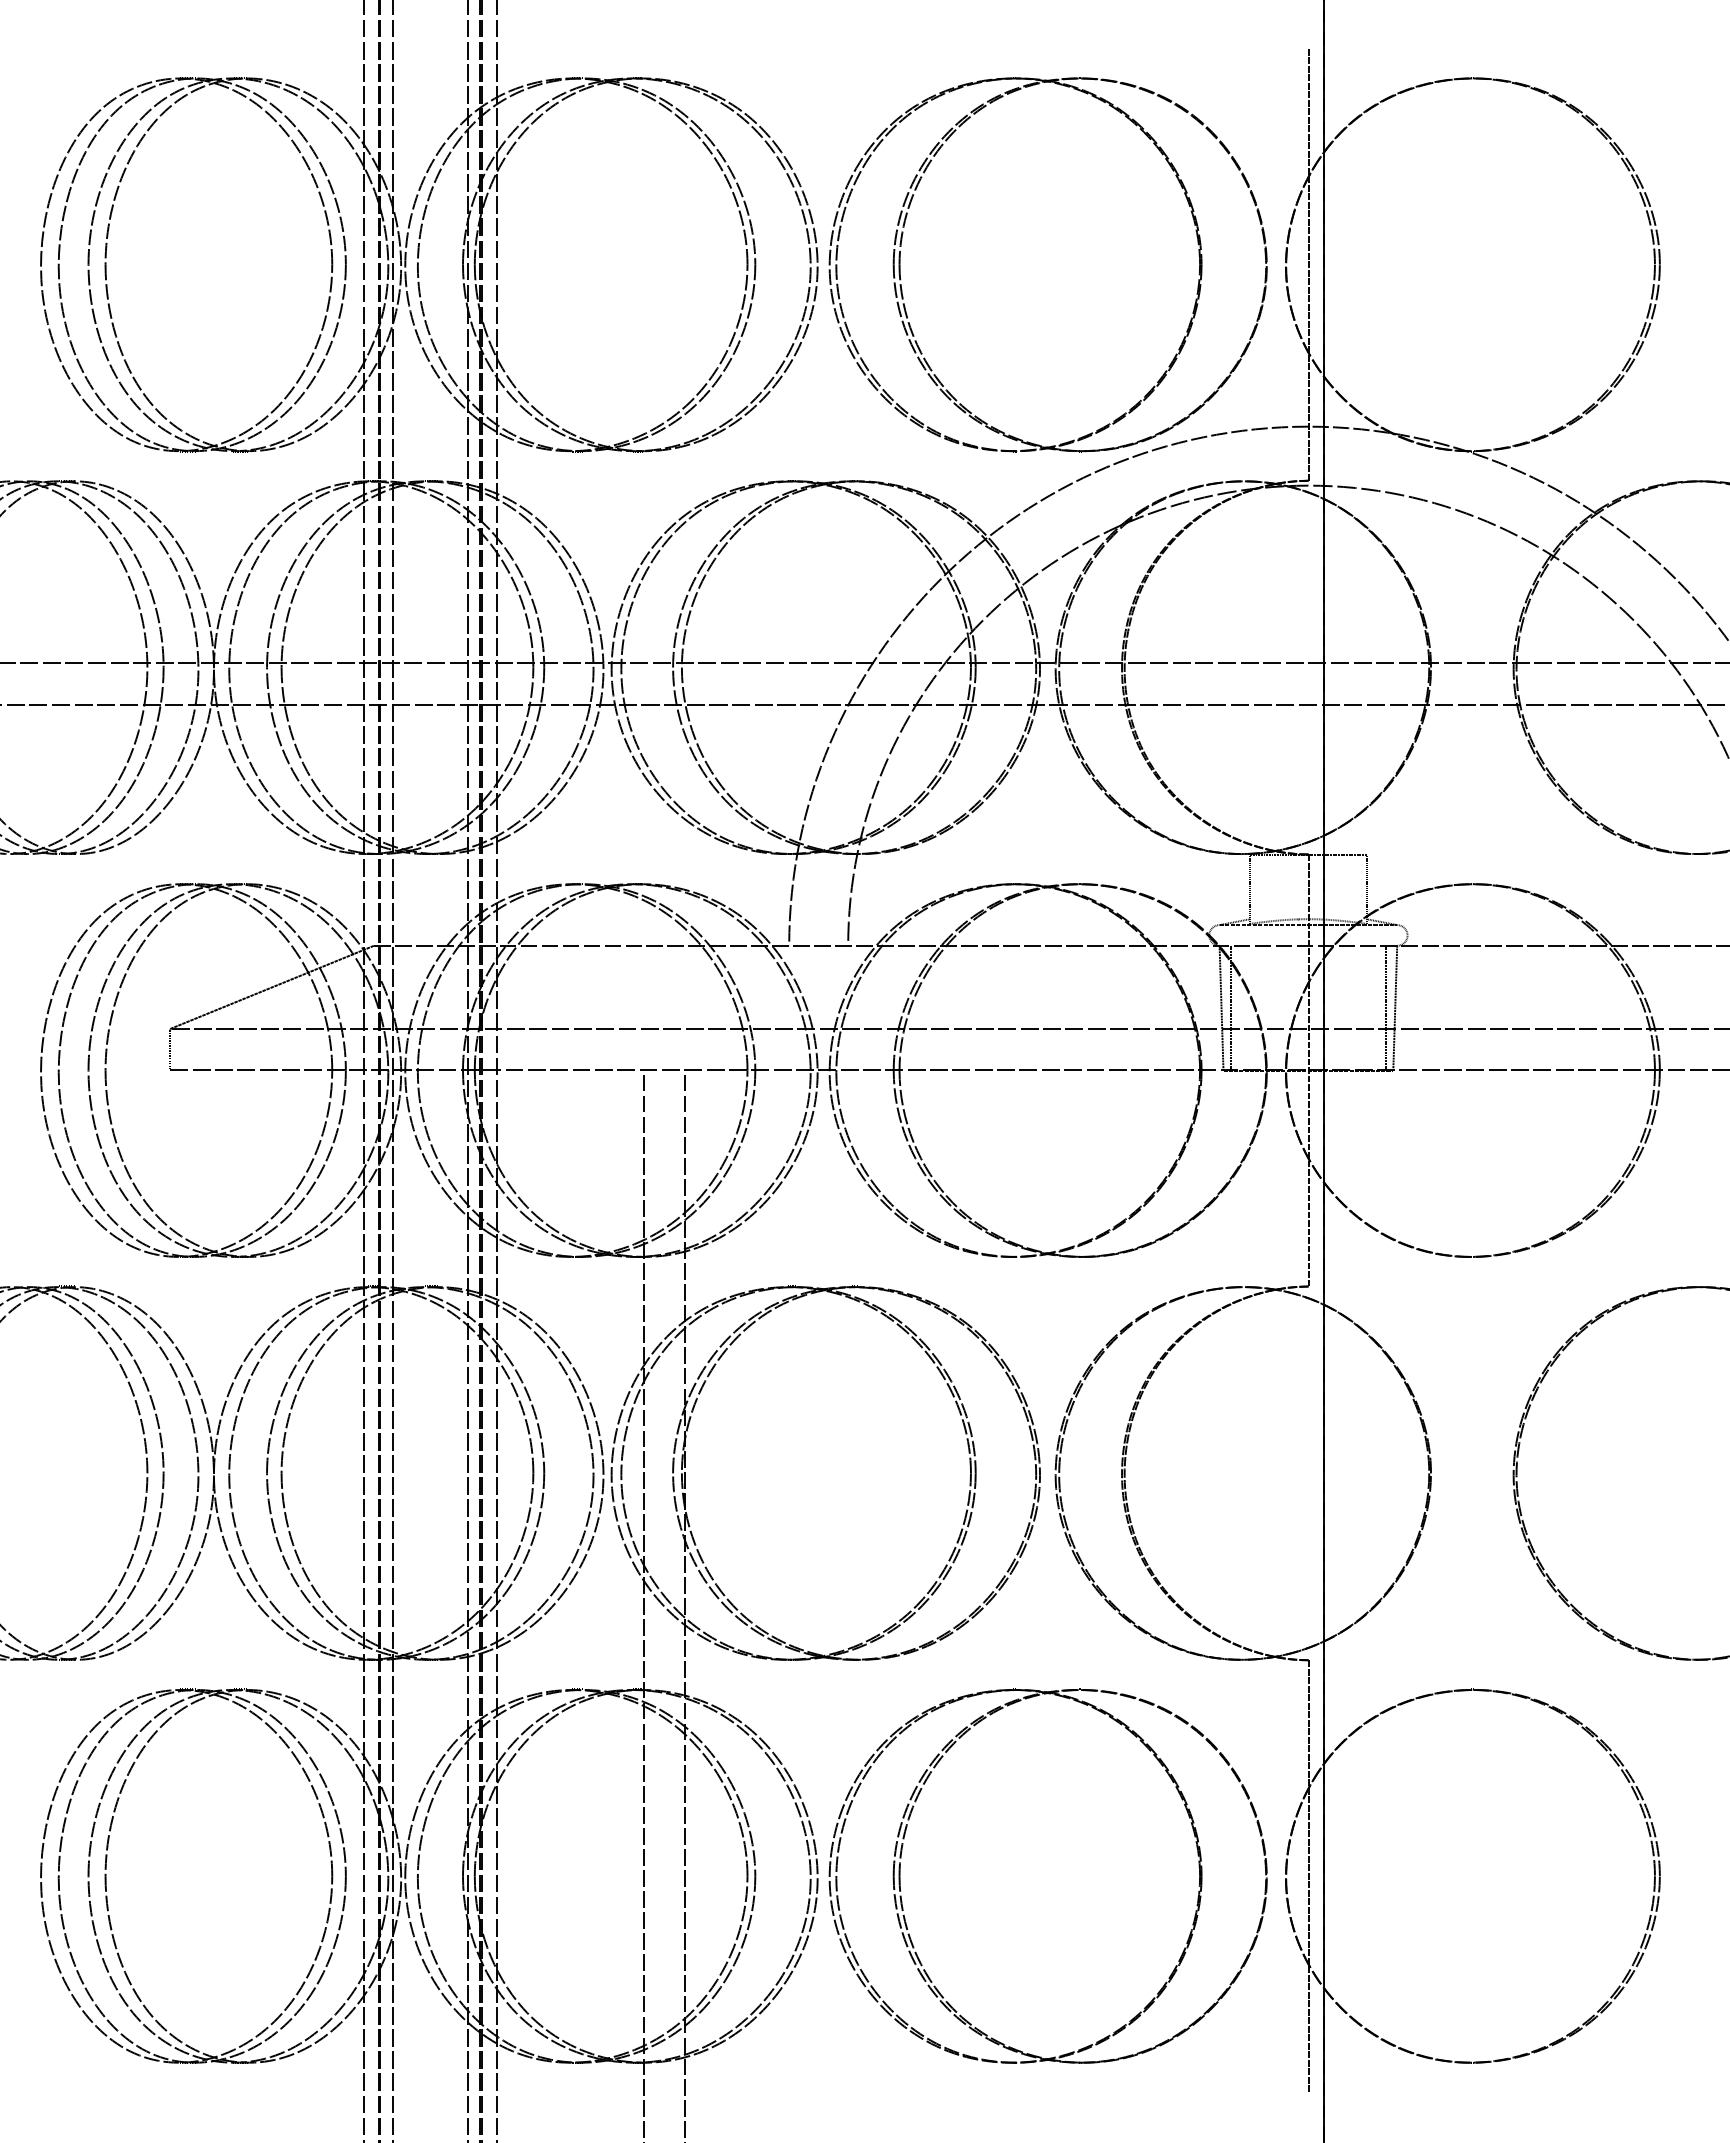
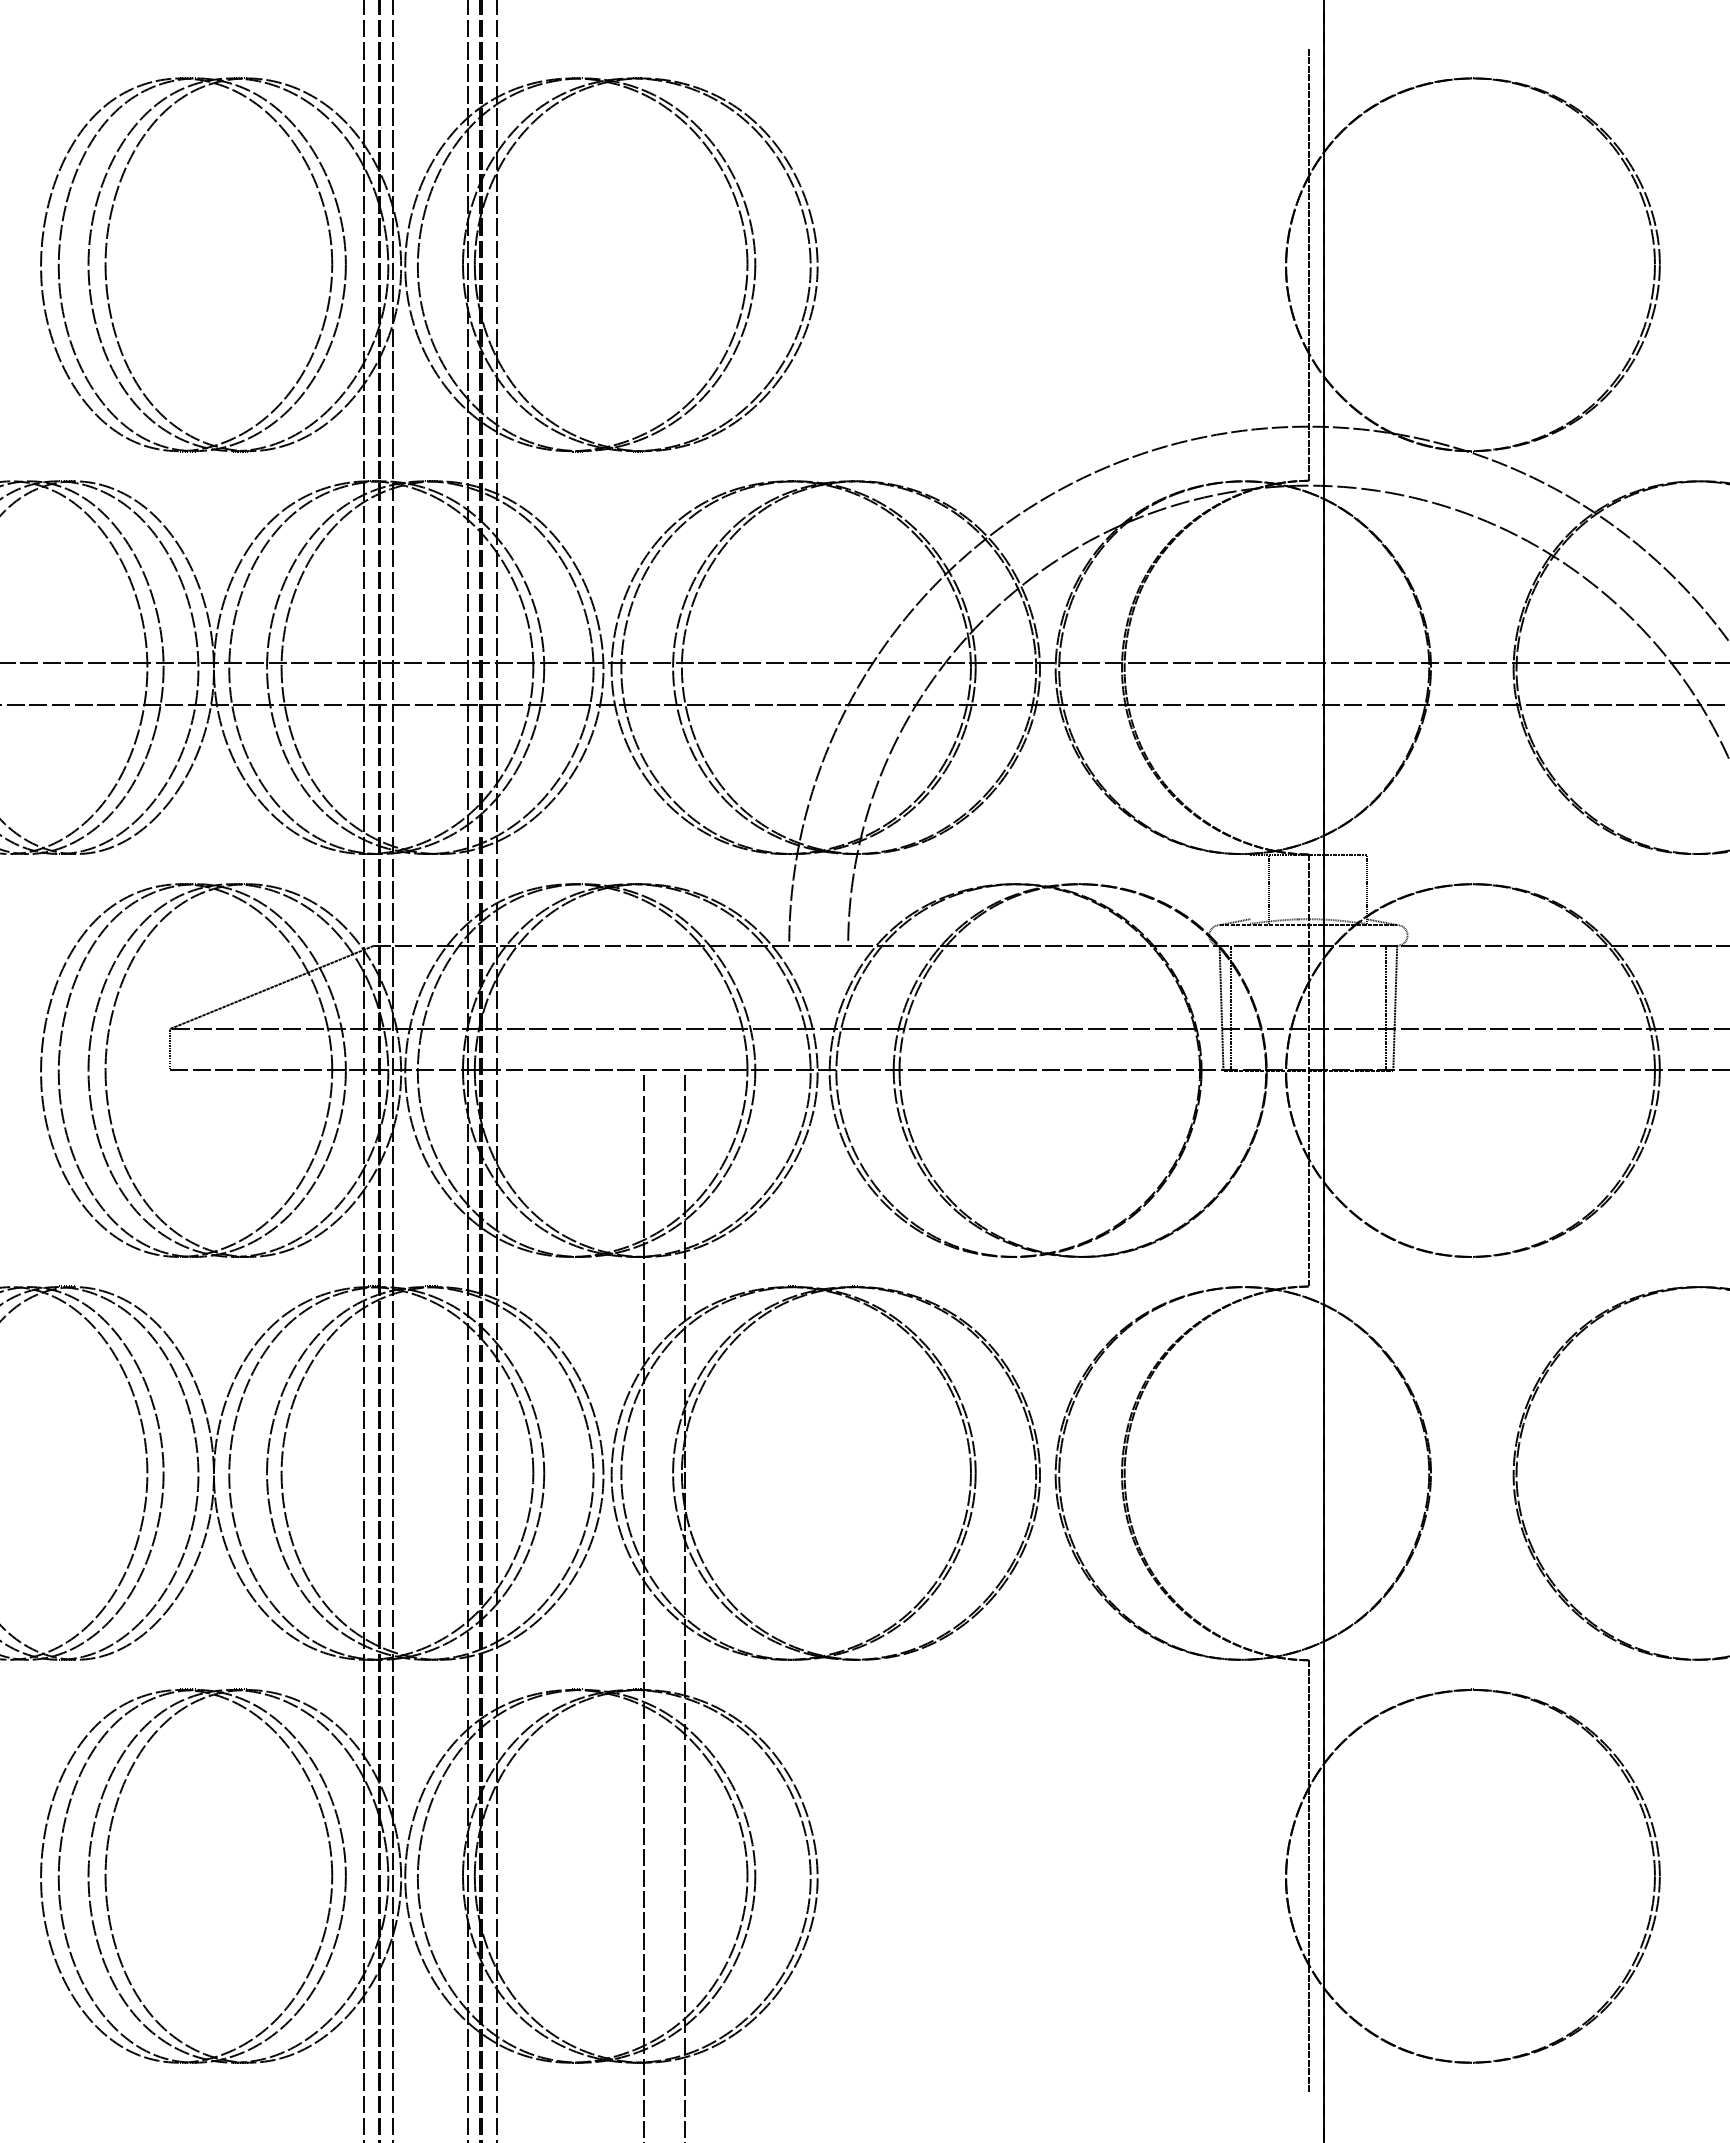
part: present -> none (901, 279)
line position: (1250, 888) -> (1269, 888) (1269, 888)
part: present -> none (901, 1891)
